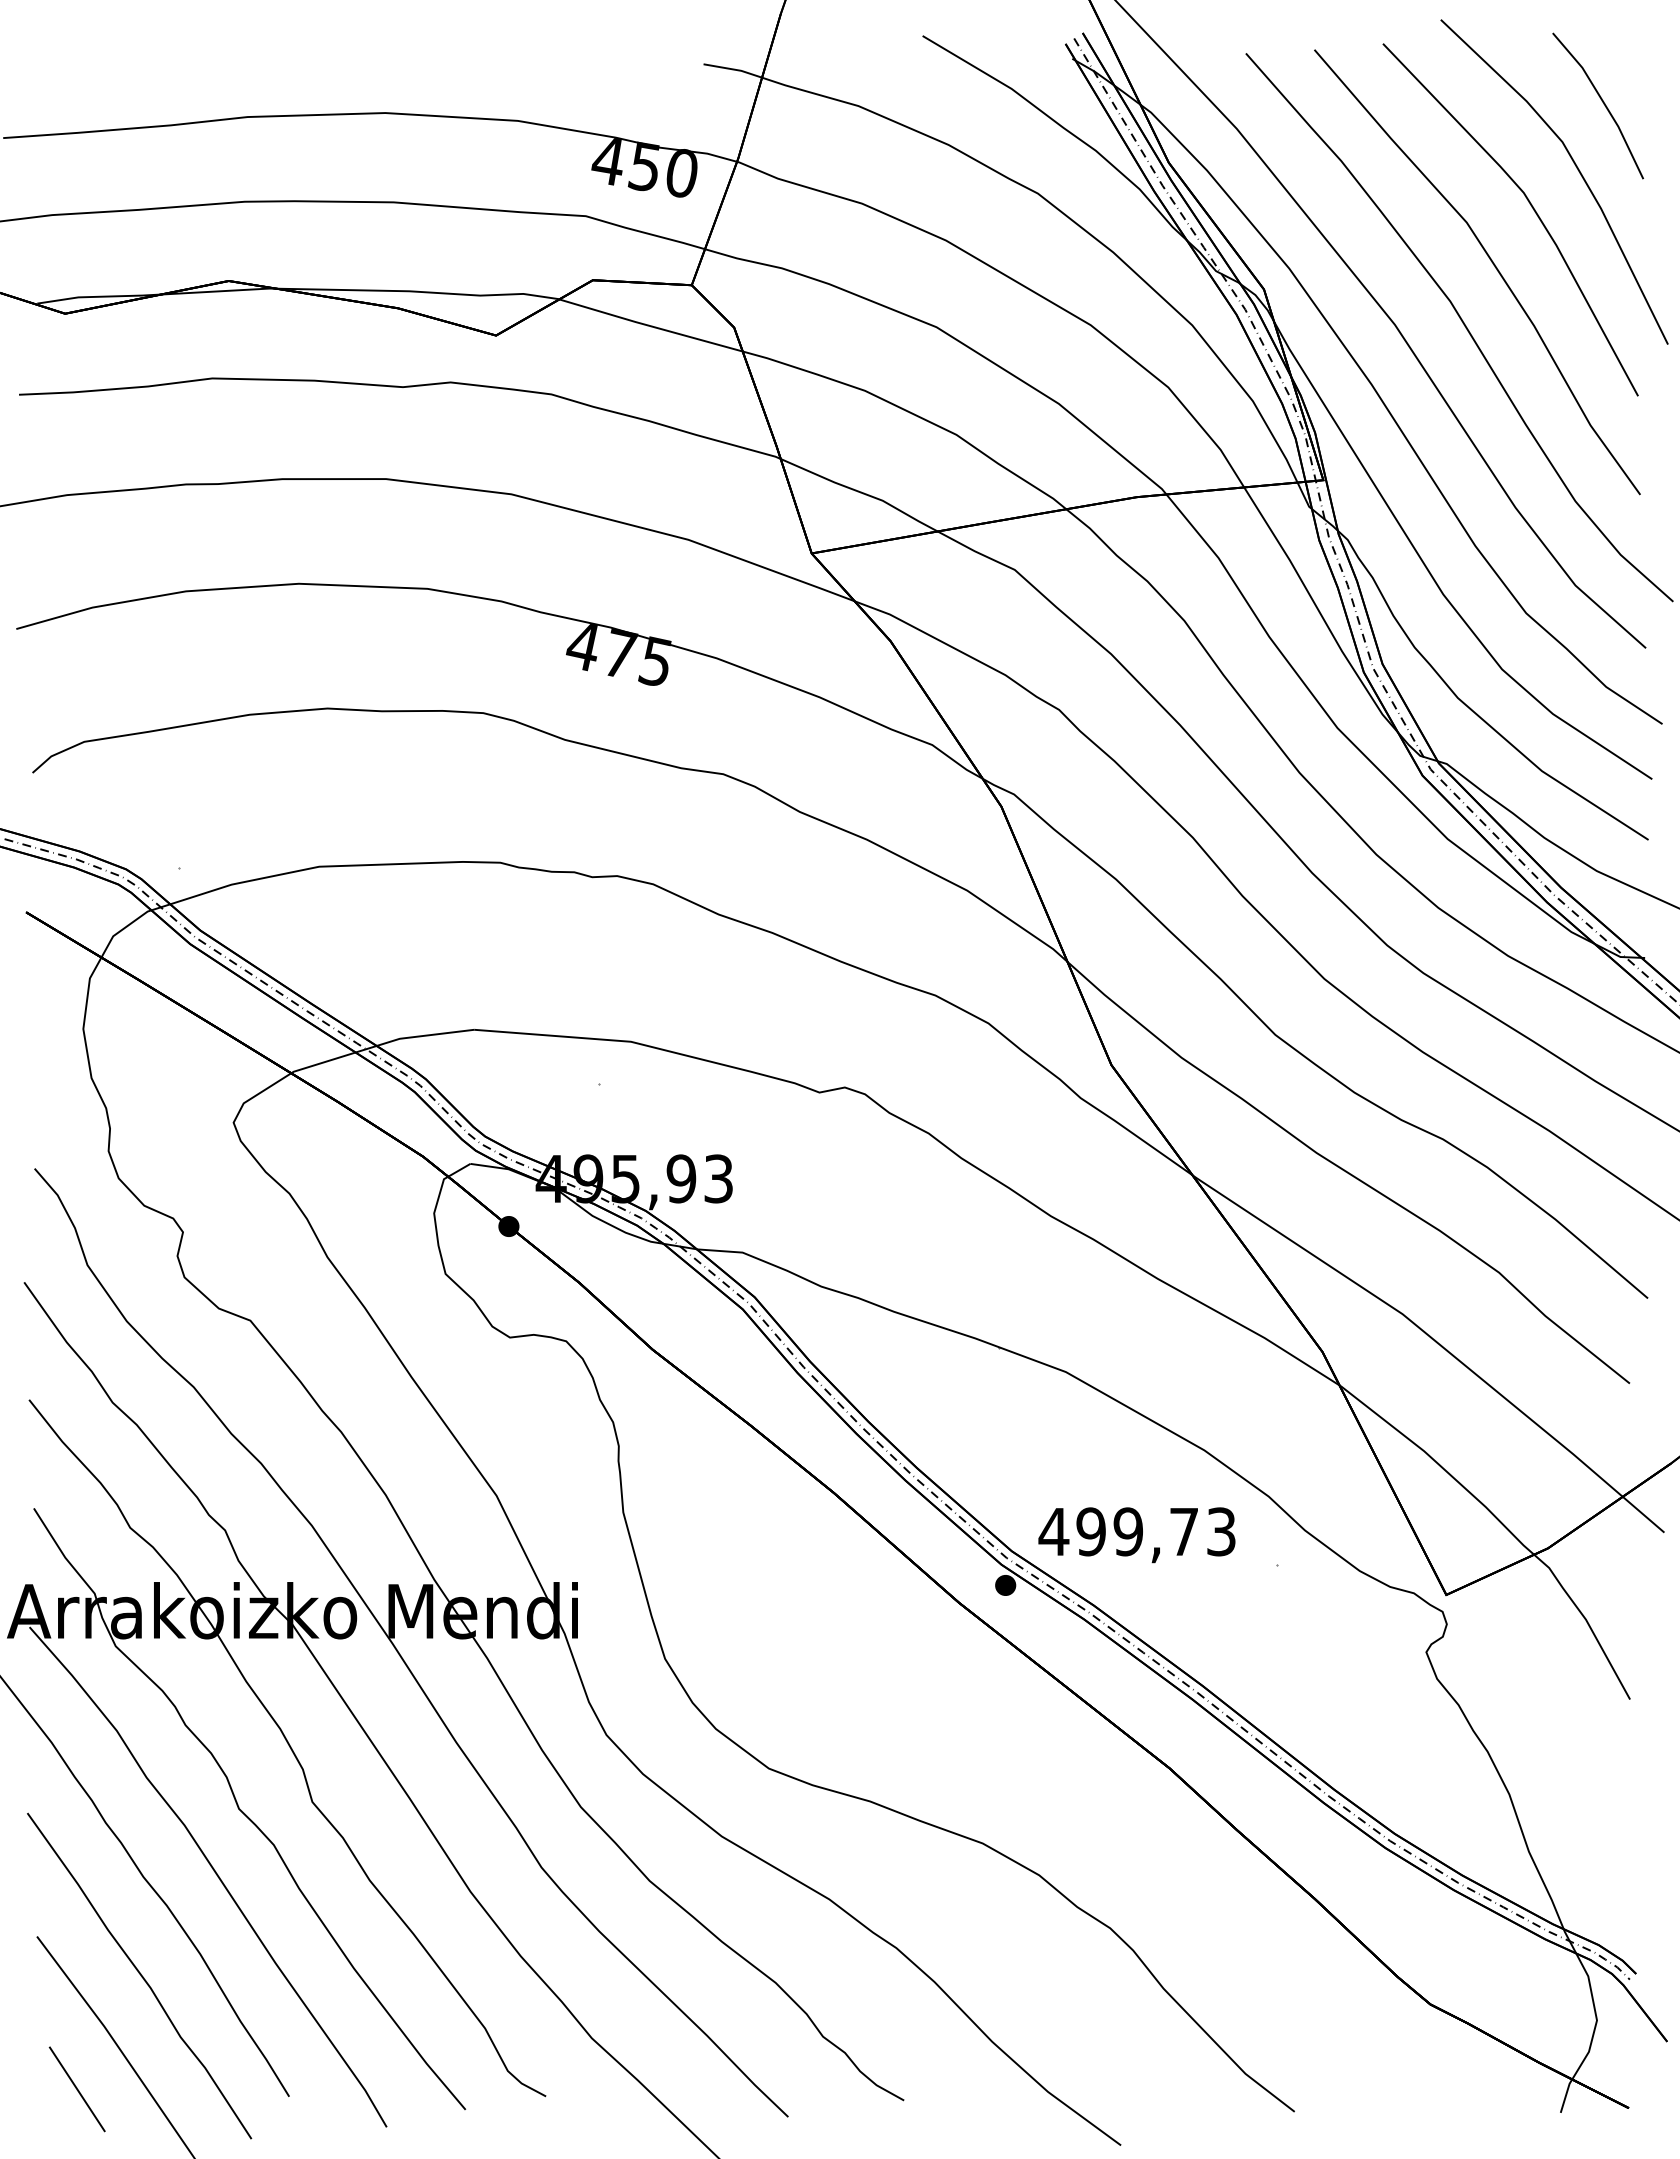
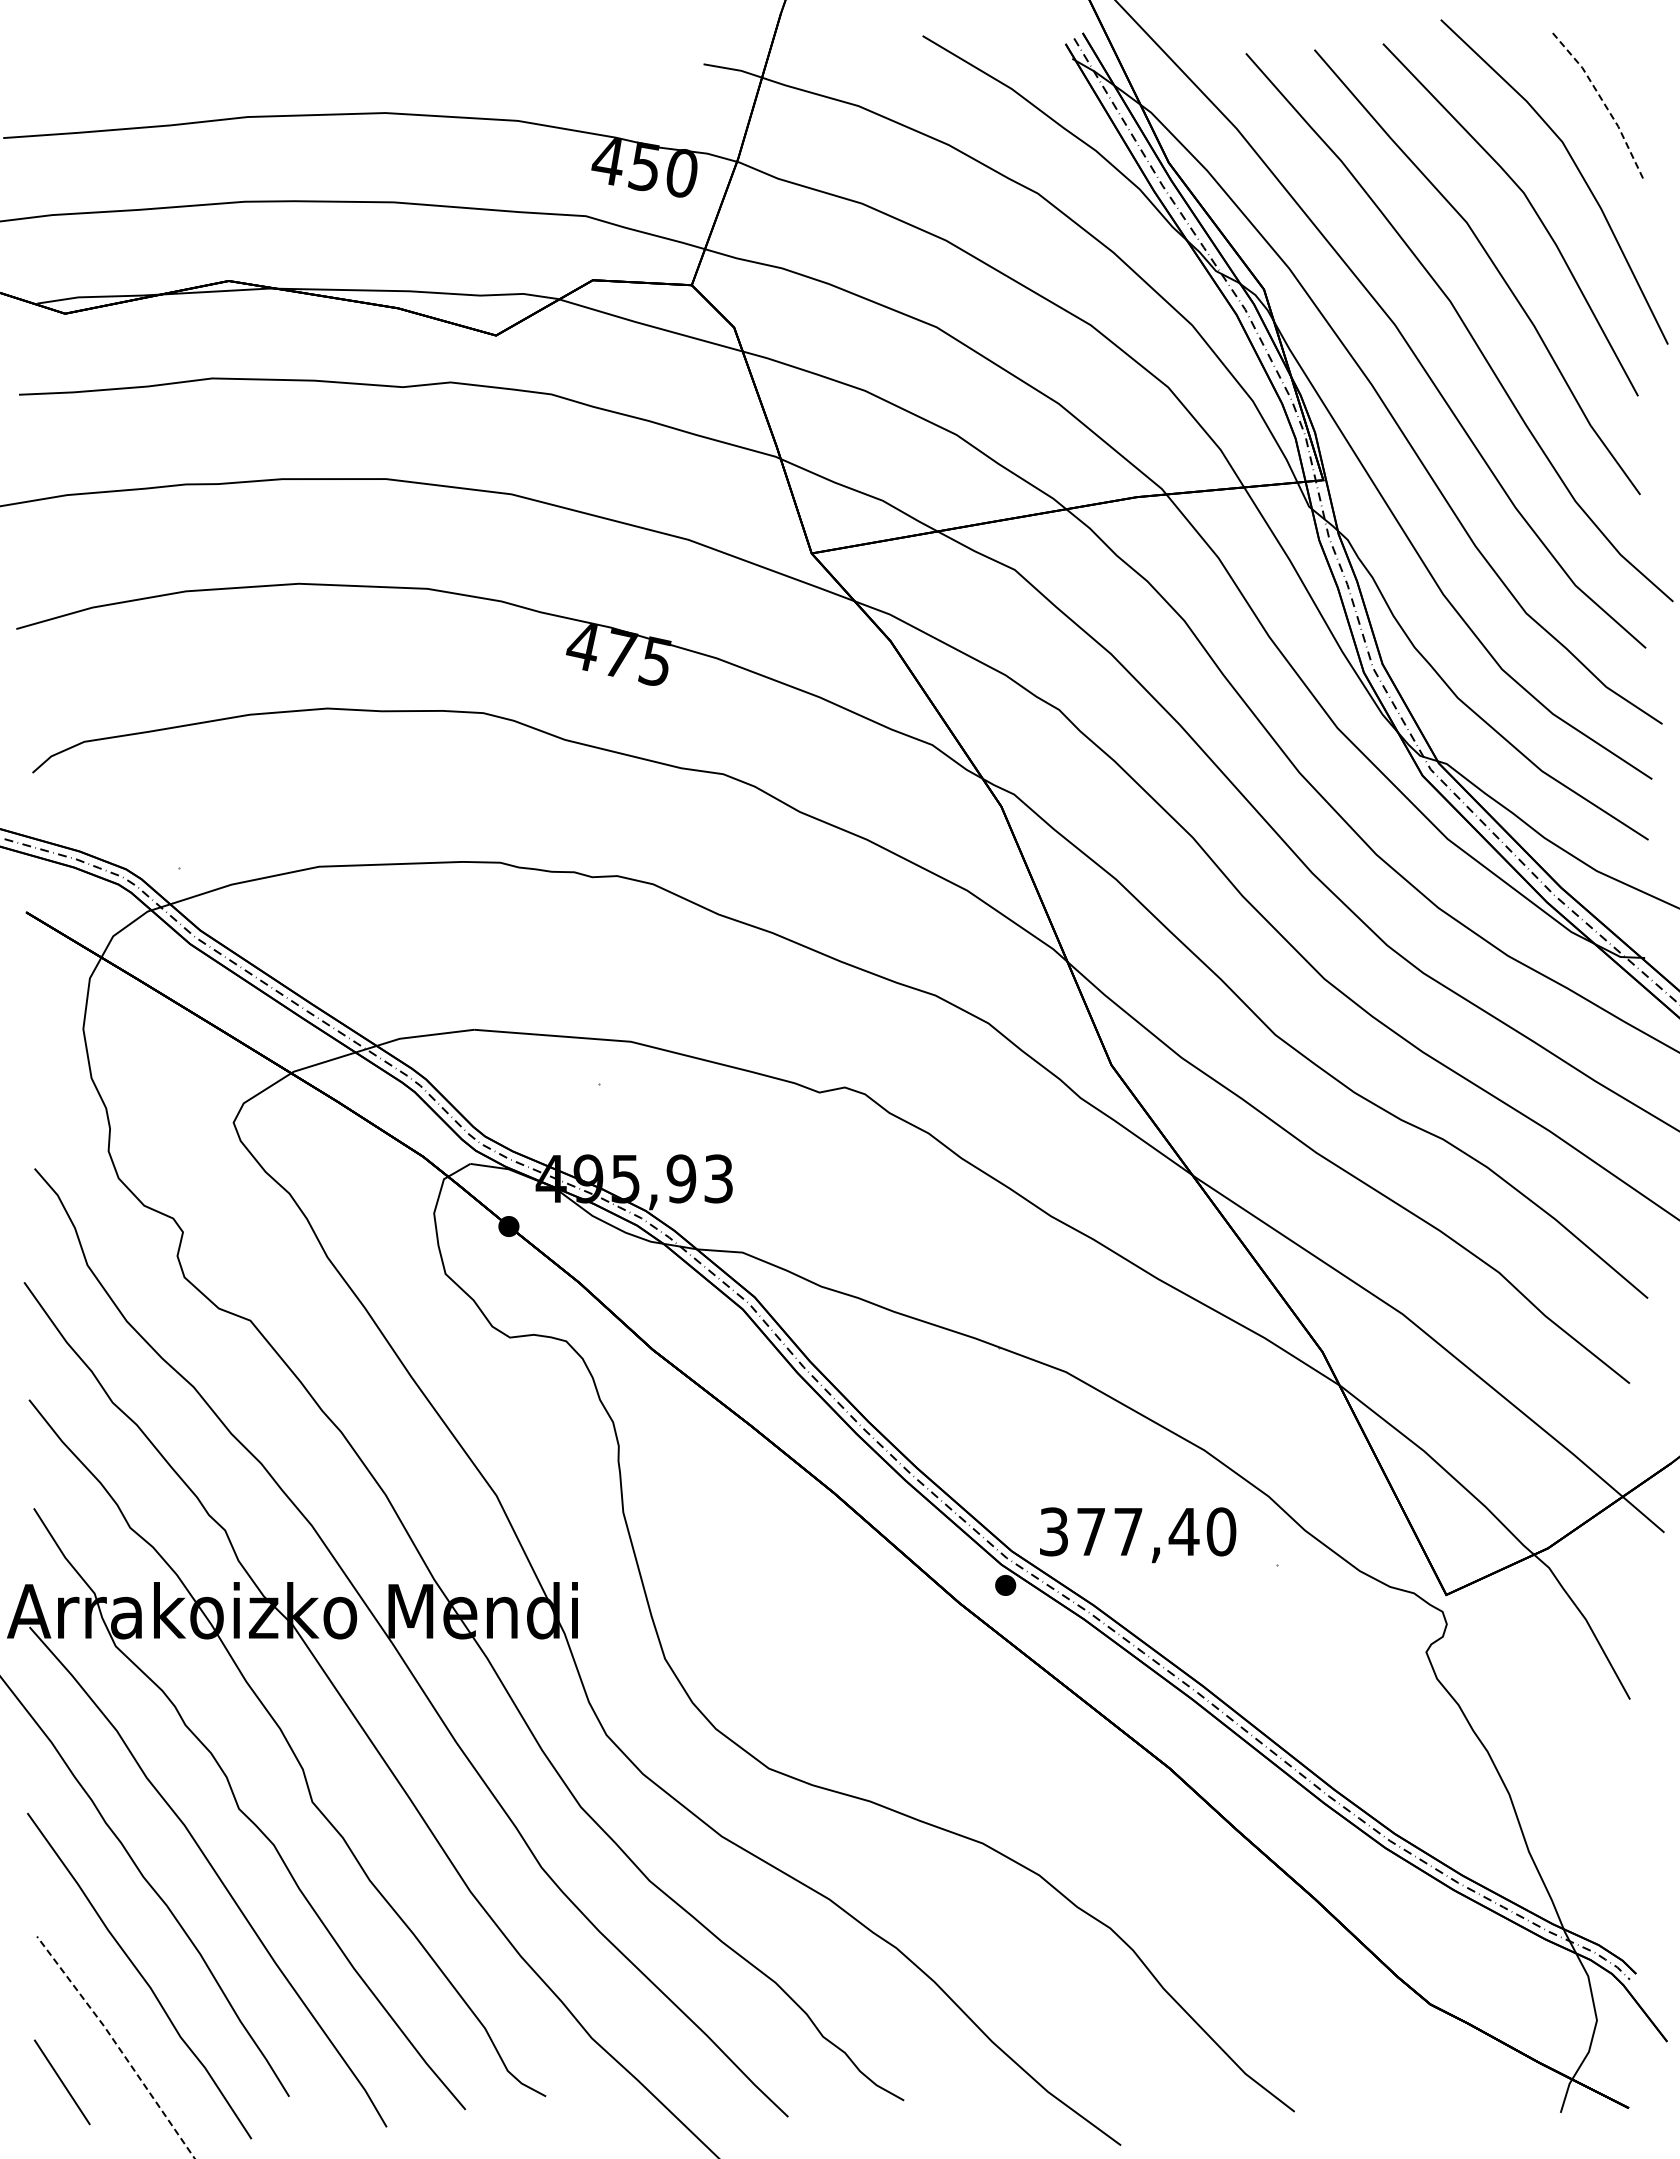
line: solid -> dashed (1603, 102)
text: 499,73 -> 377,40 (1137, 1531)
line: solid -> dashed (117, 2045)
line position: (76, 2089) -> (61, 2082) (61, 2082)
